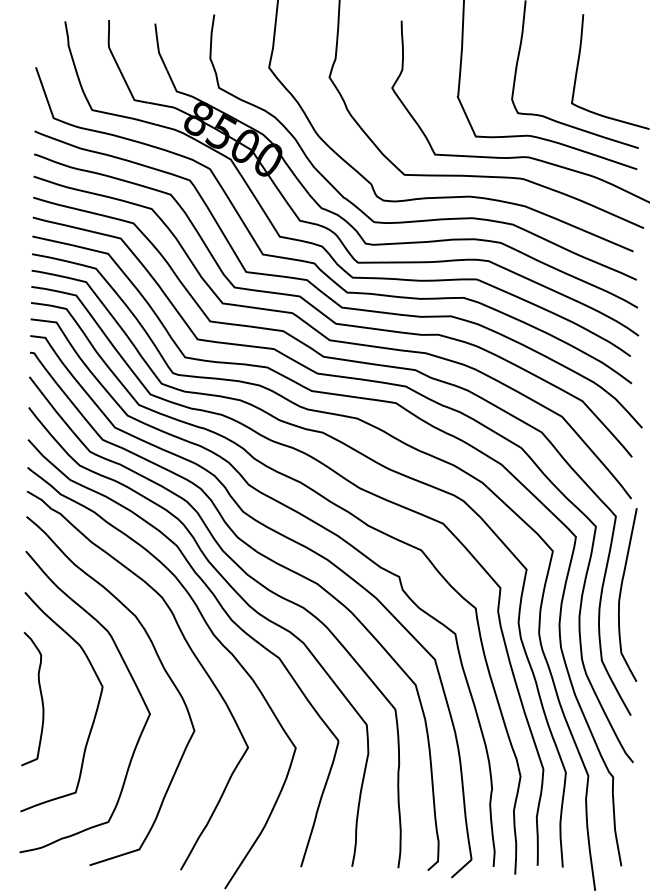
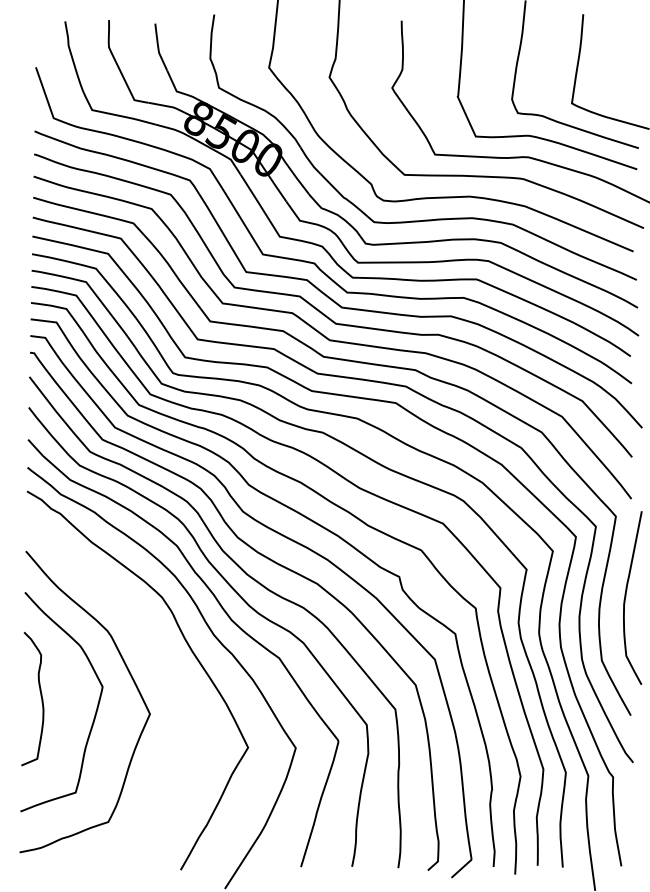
curve position: (621, 593) -> (626, 596) (626, 596)
curve: present -> none (161, 665)
